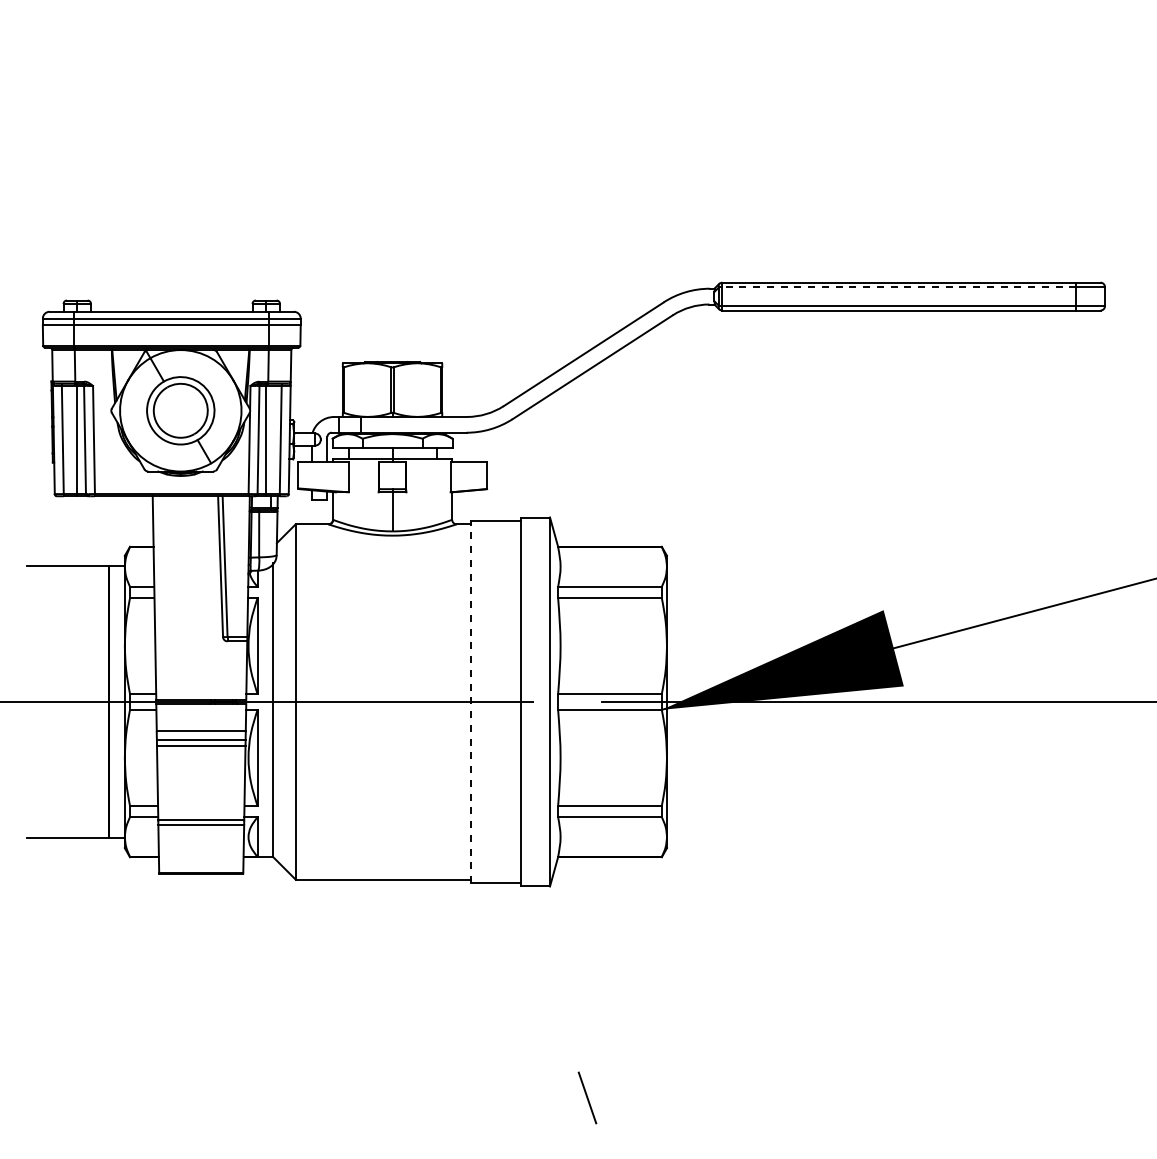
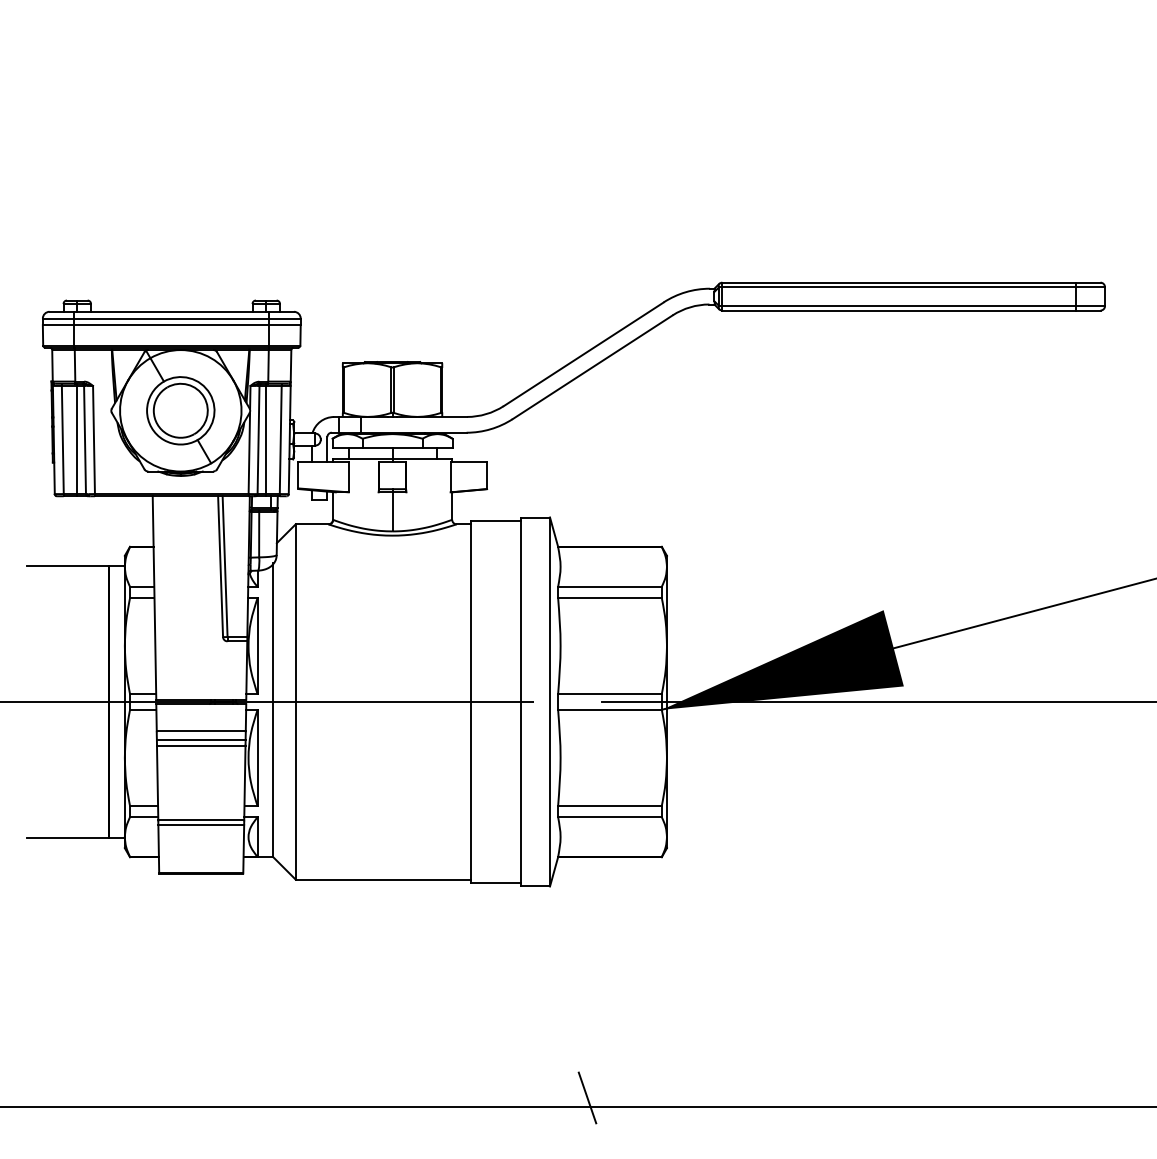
line: dashed -> solid (898, 287)
line: dashed -> solid (471, 701)
line: none -> present (577, 1106)
